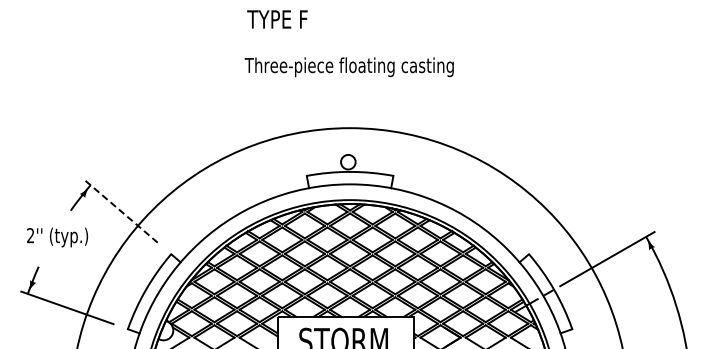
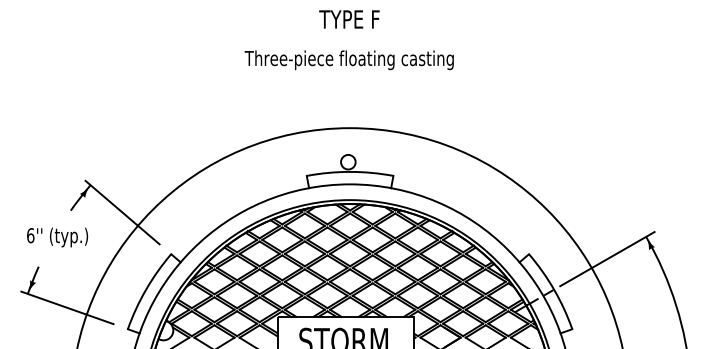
text position: (277, 19) -> (349, 19) (349, 19)
text position: (348, 67) -> (348, 60) (348, 60)
line: dashed -> solid (122, 212)
text: 2'' -> 6'' (30, 235)
